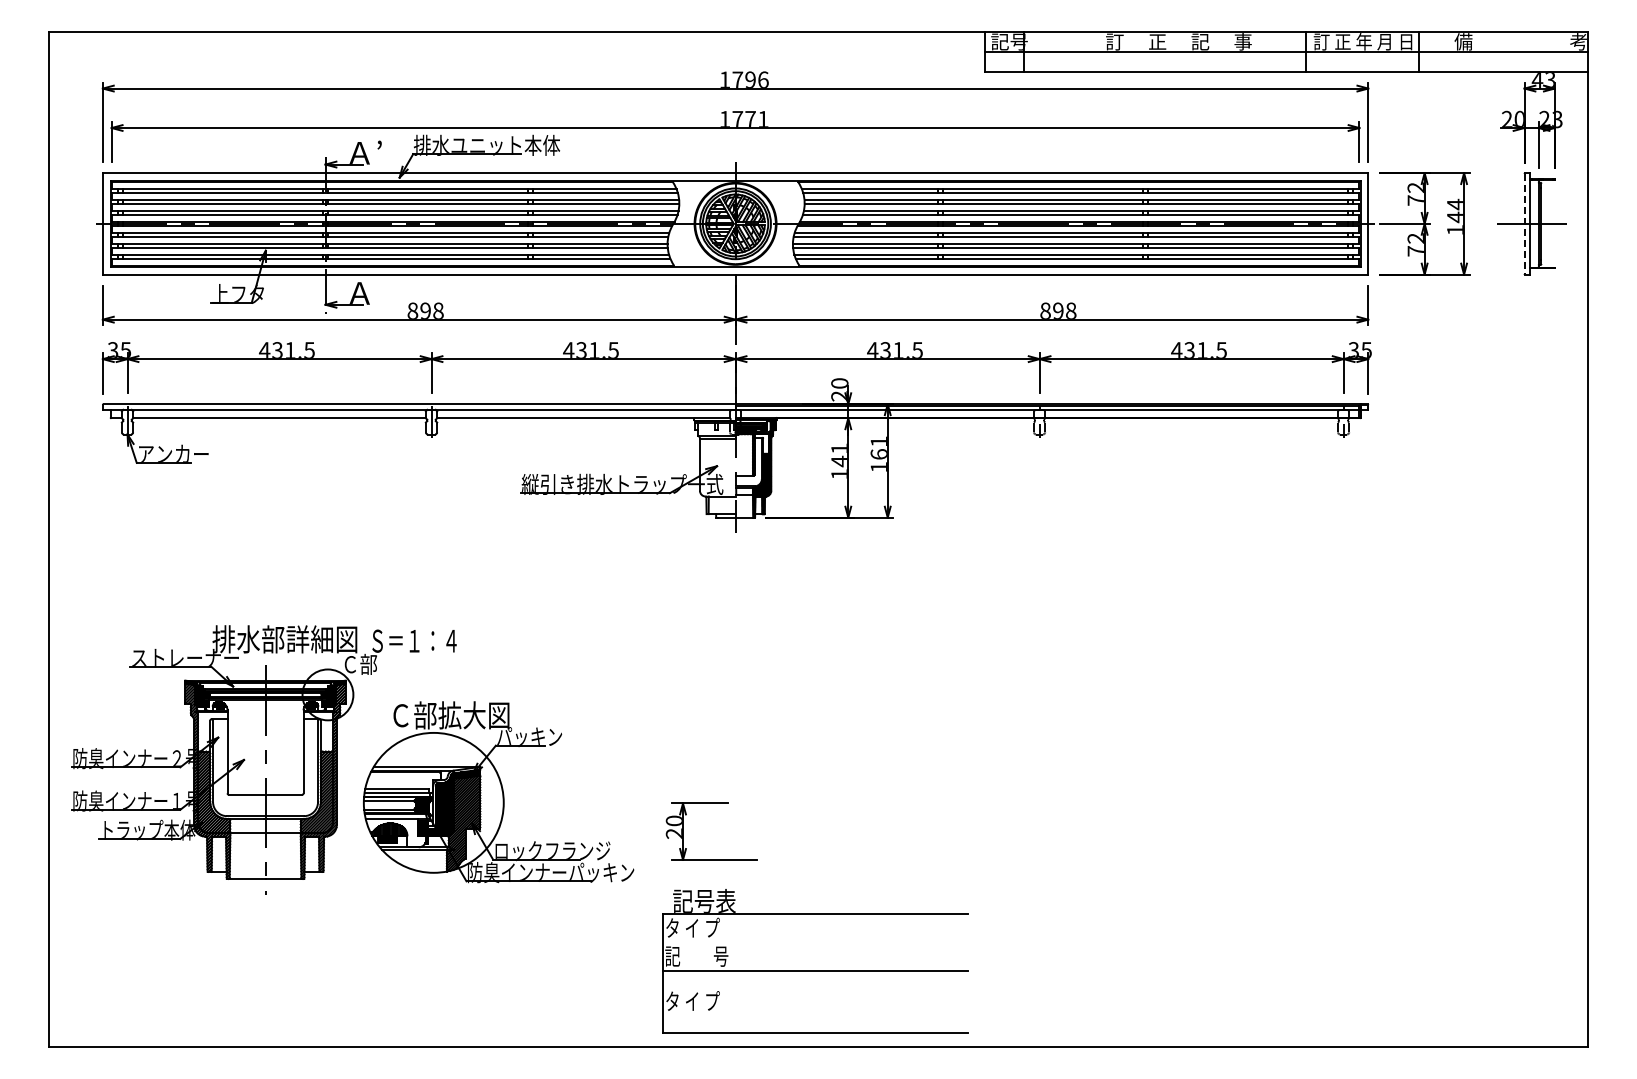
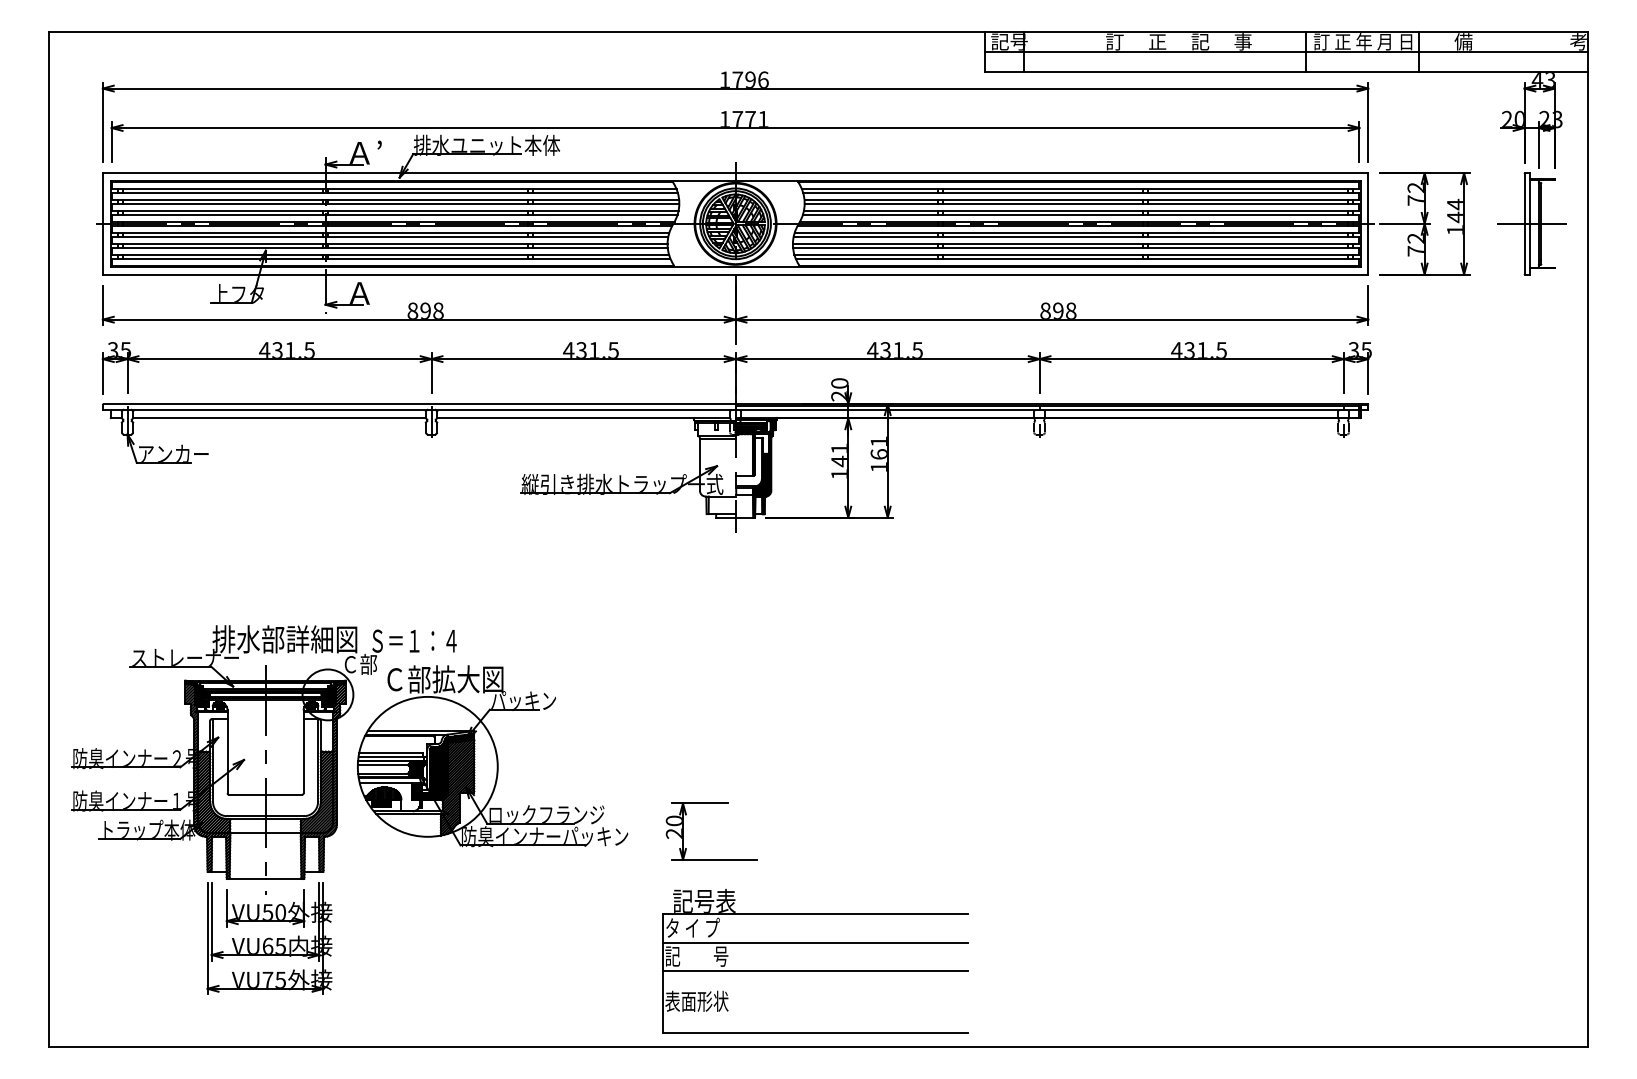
line: dashed -> solid (1524, 224)
part position: (498, 792) -> (492, 756) (492, 756)
part: none -> present (269, 938)
line: none -> present (815, 942)
text: タ イ プ -> 表面形状 (696, 1000)
